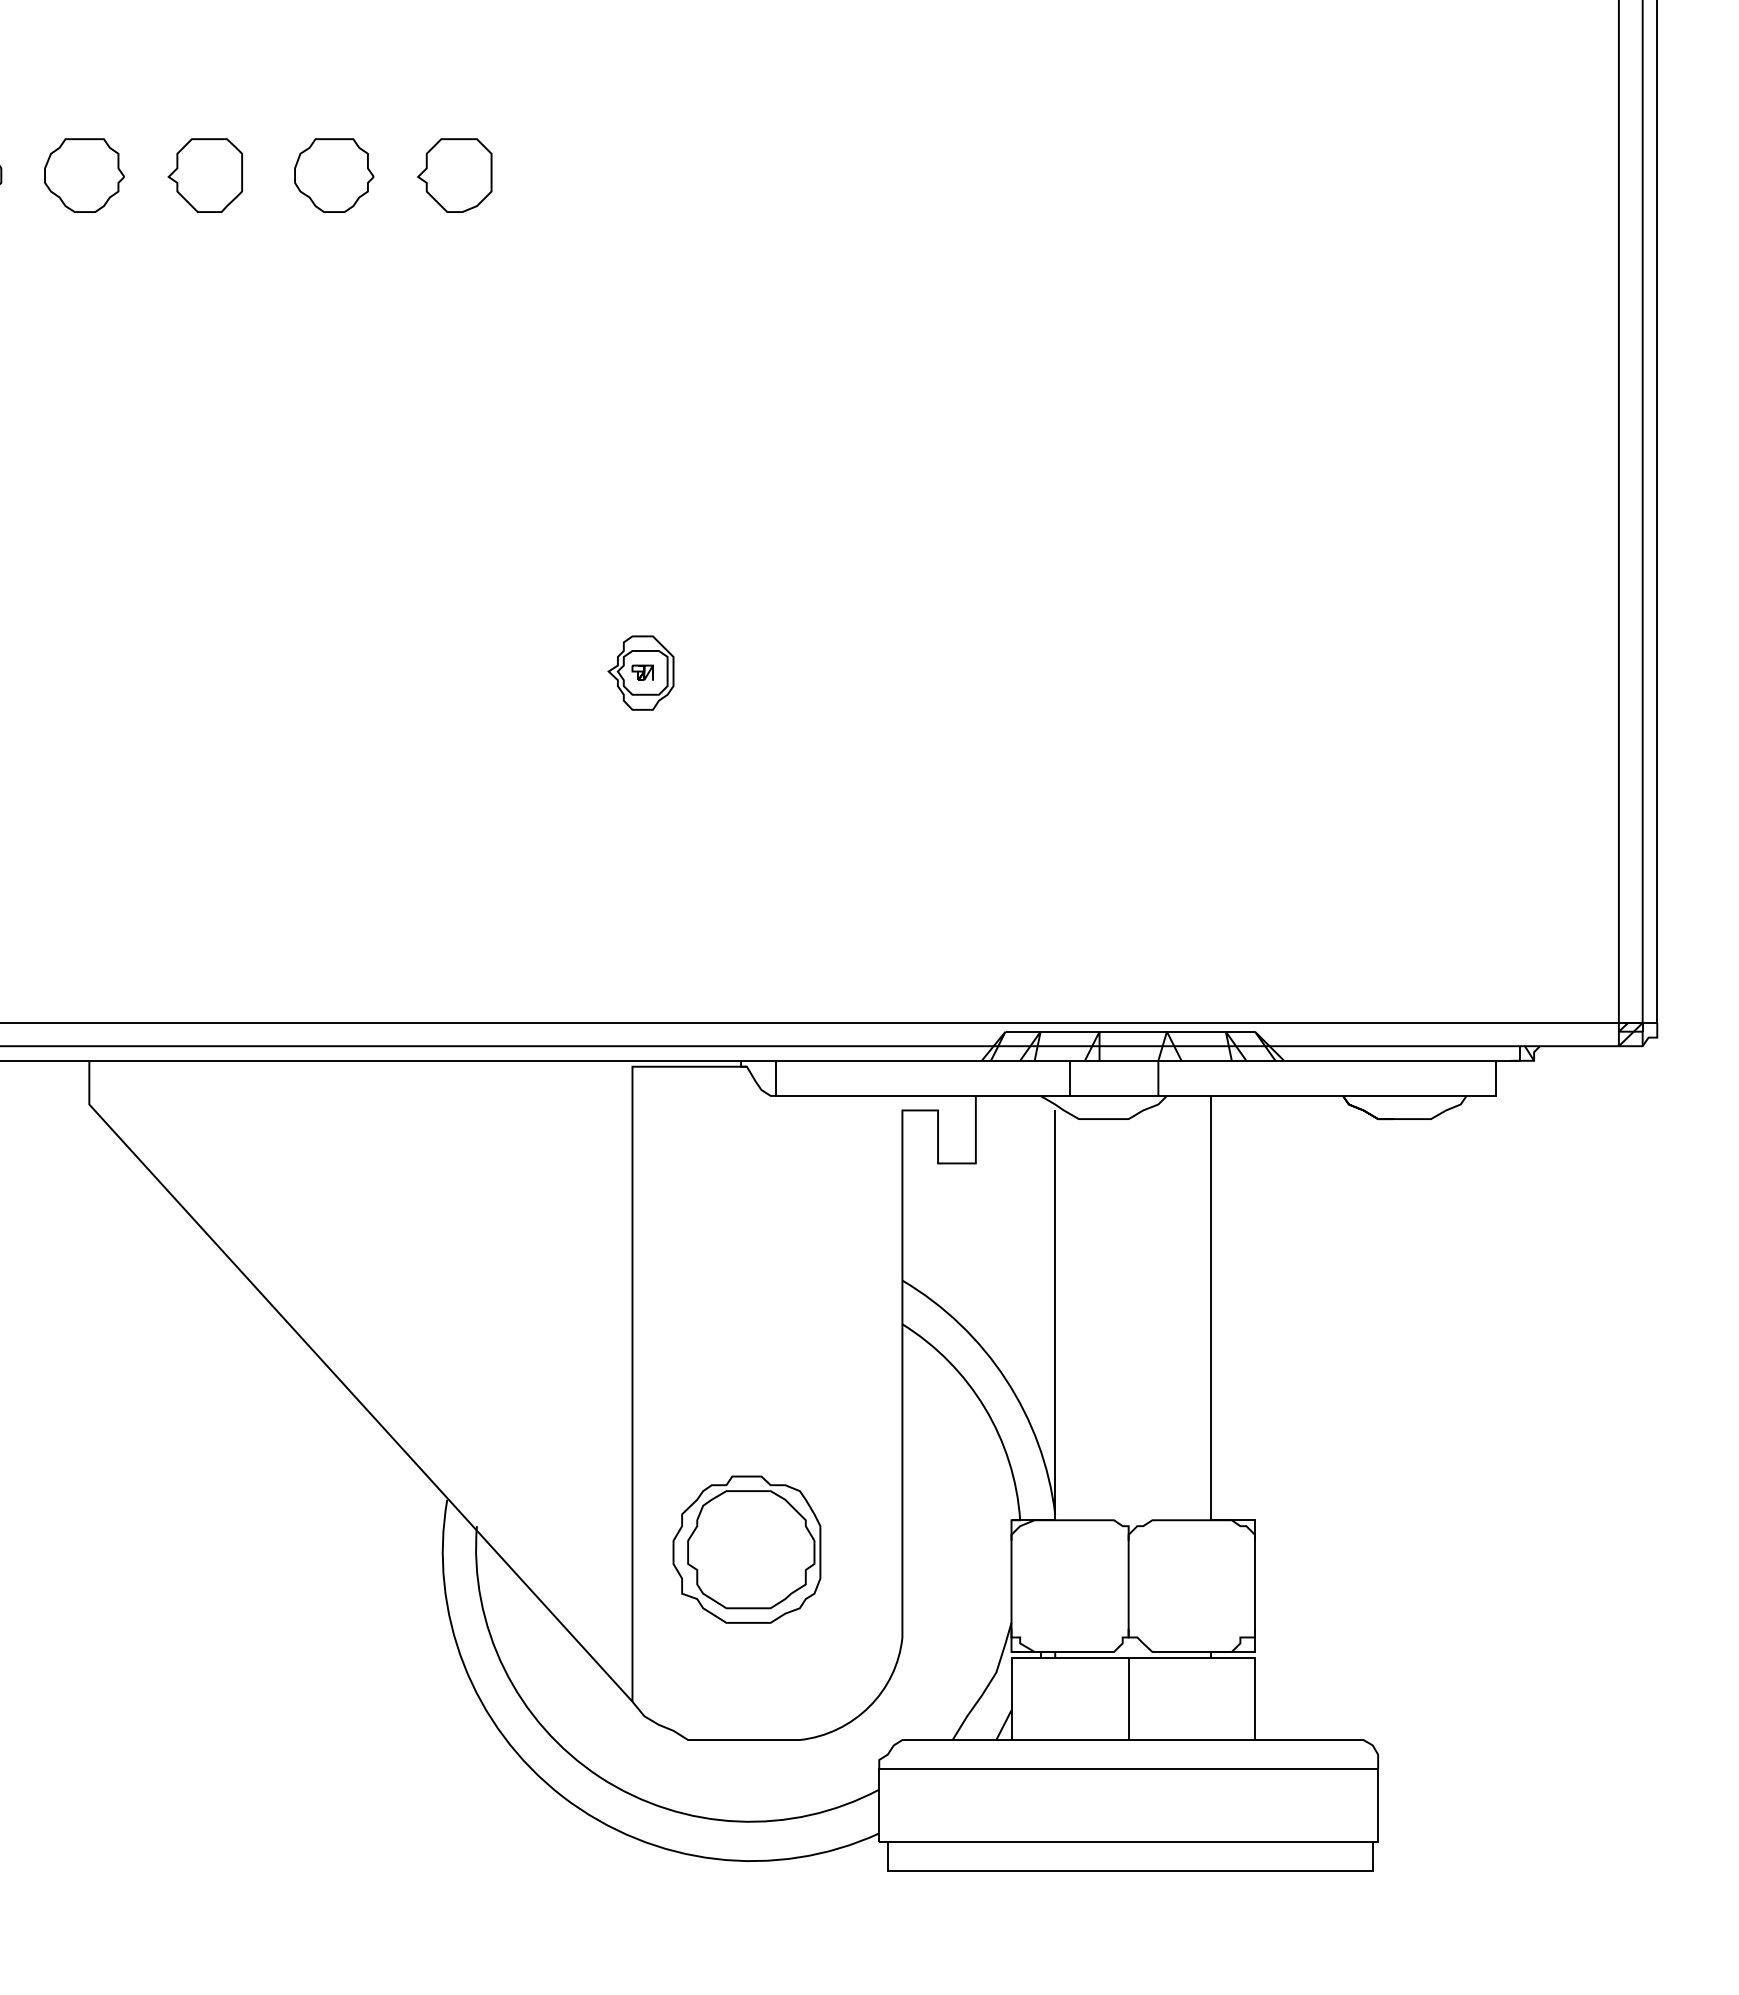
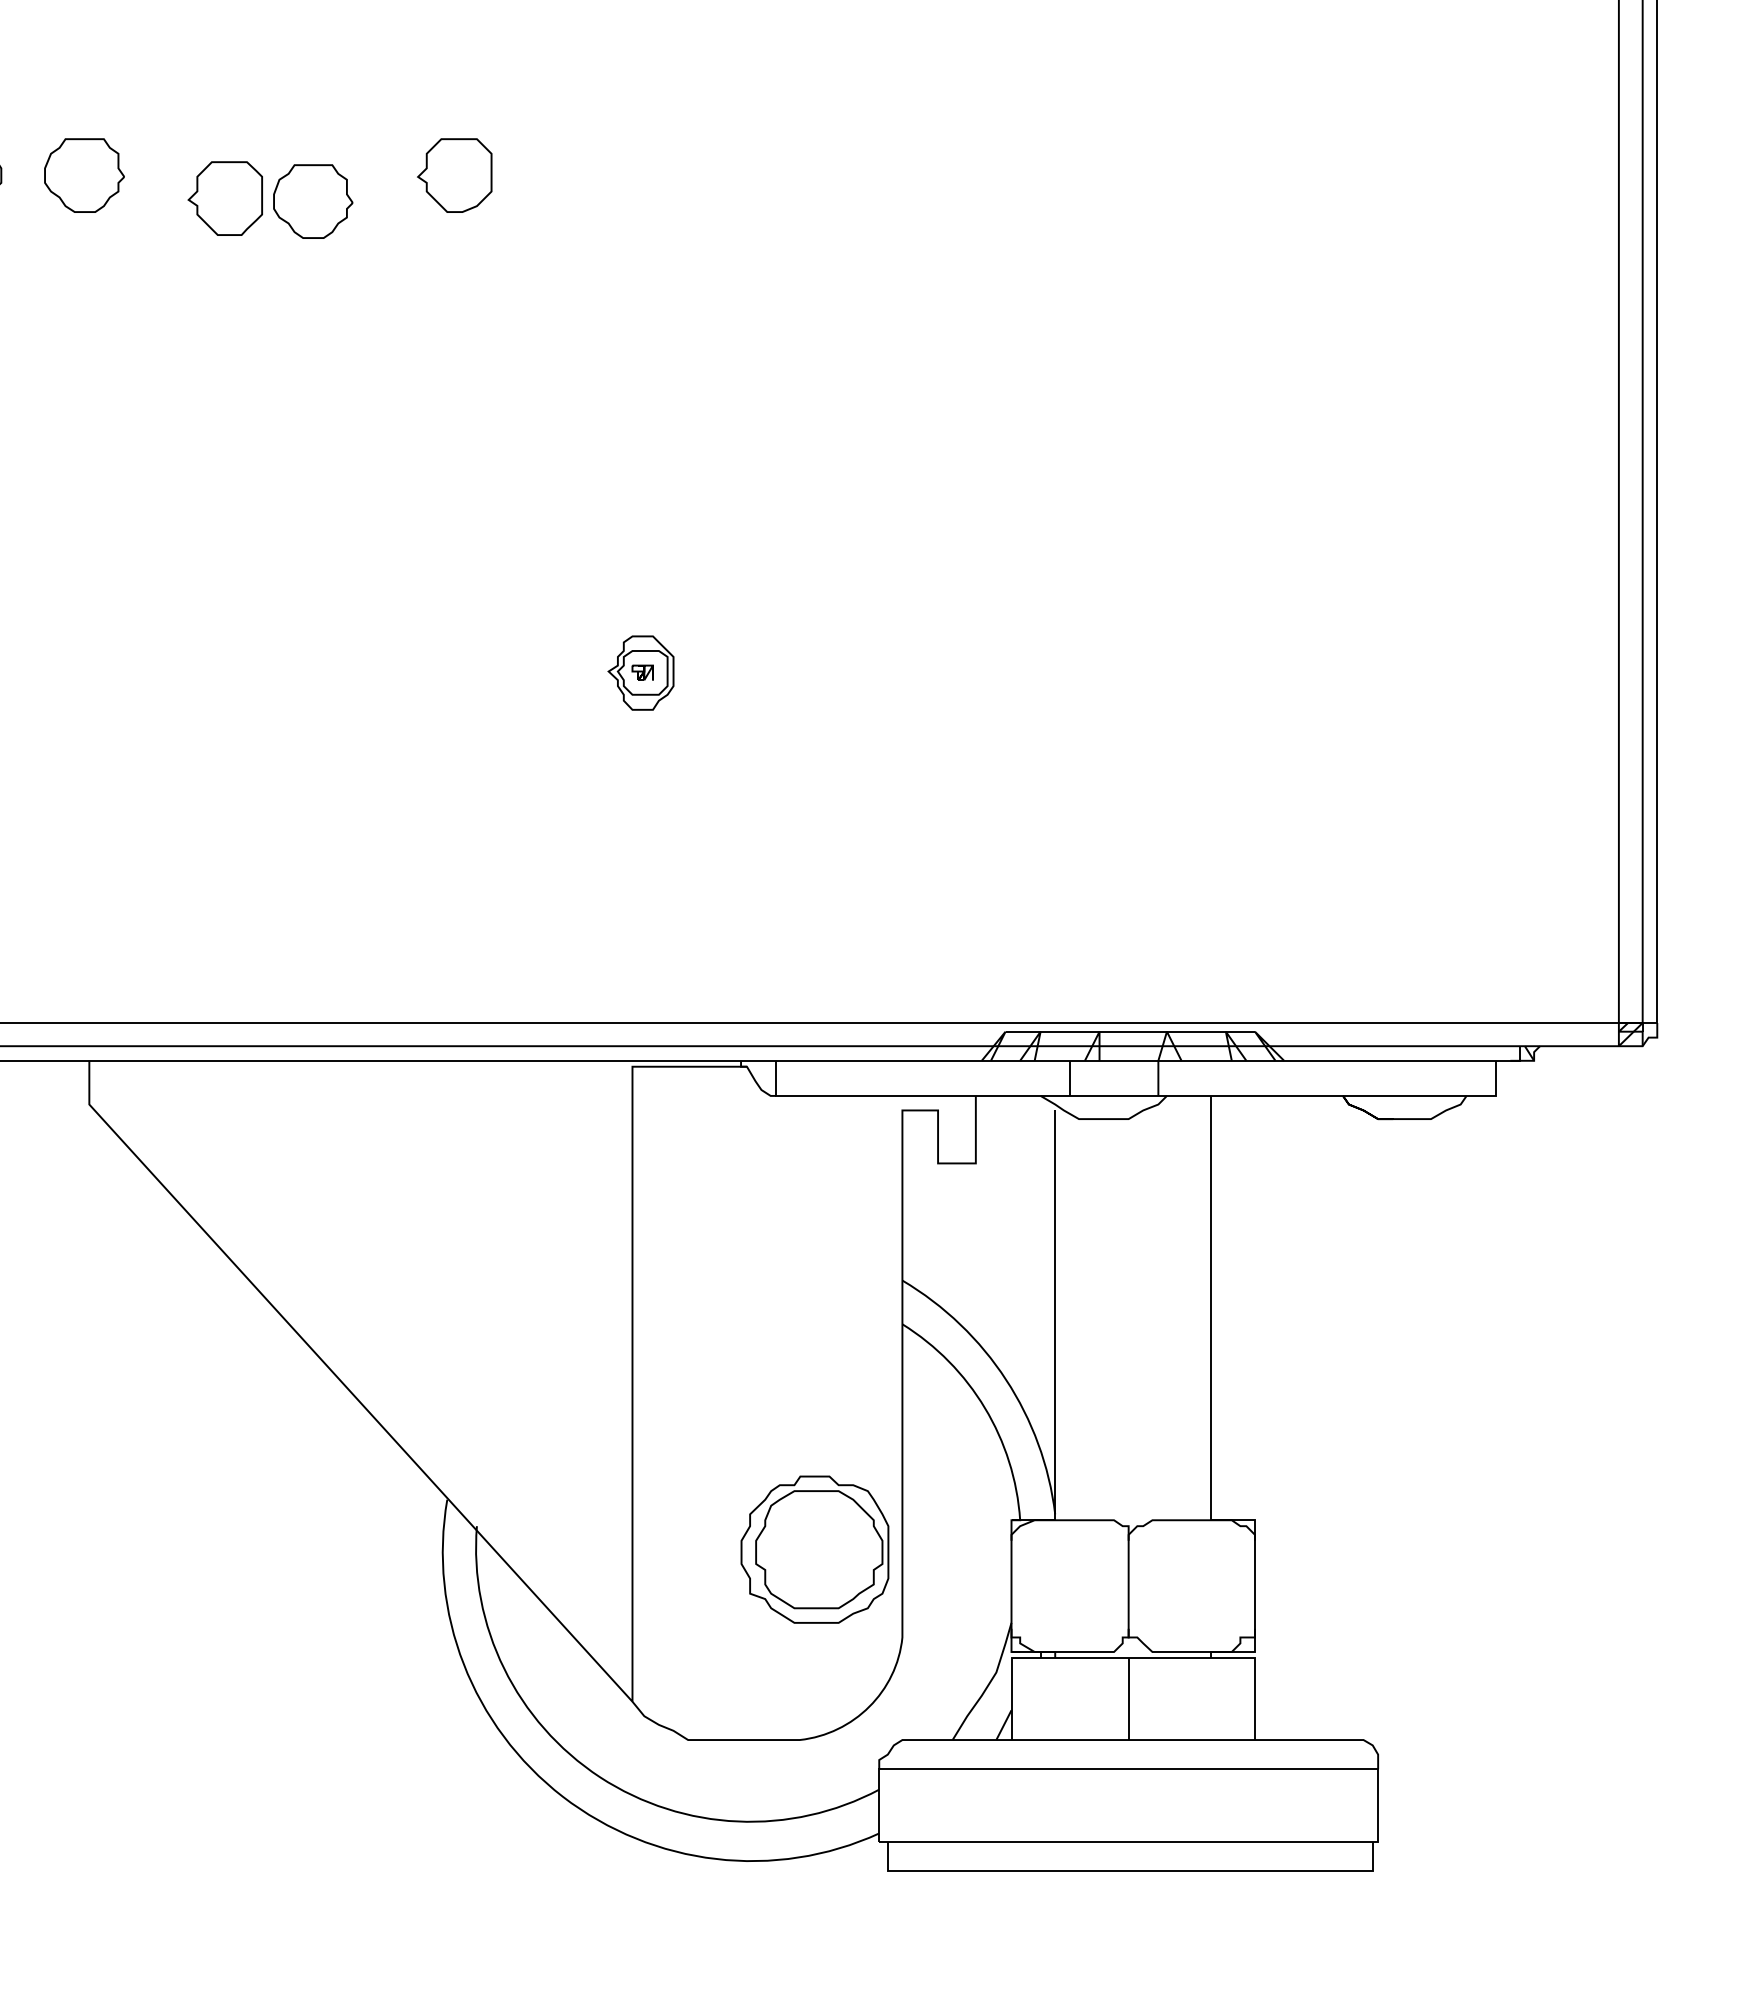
part position: (204, 175) -> (224, 198) (224, 198)
part position: (334, 175) -> (313, 201) (313, 201)
part position: (746, 1549) -> (814, 1549) (814, 1549)
